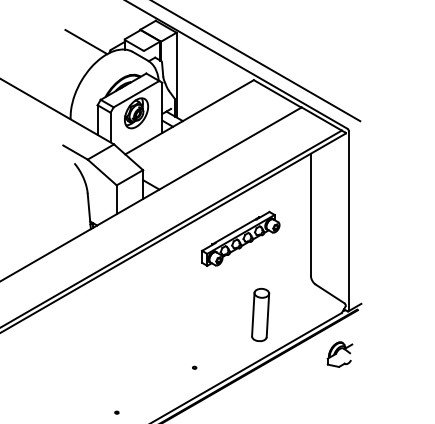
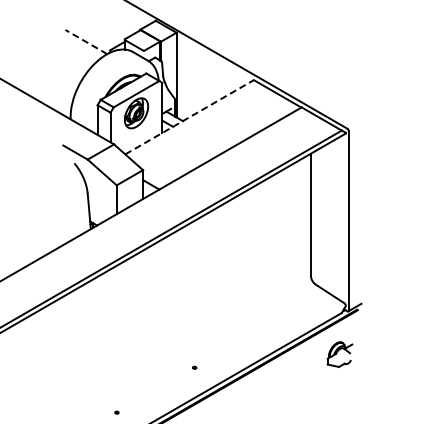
line: solid -> dashed (85, 41)
line: present -> none (257, 61)
line: solid -> dashed (190, 117)
part: present -> none (240, 238)
part: present -> none (260, 315)
